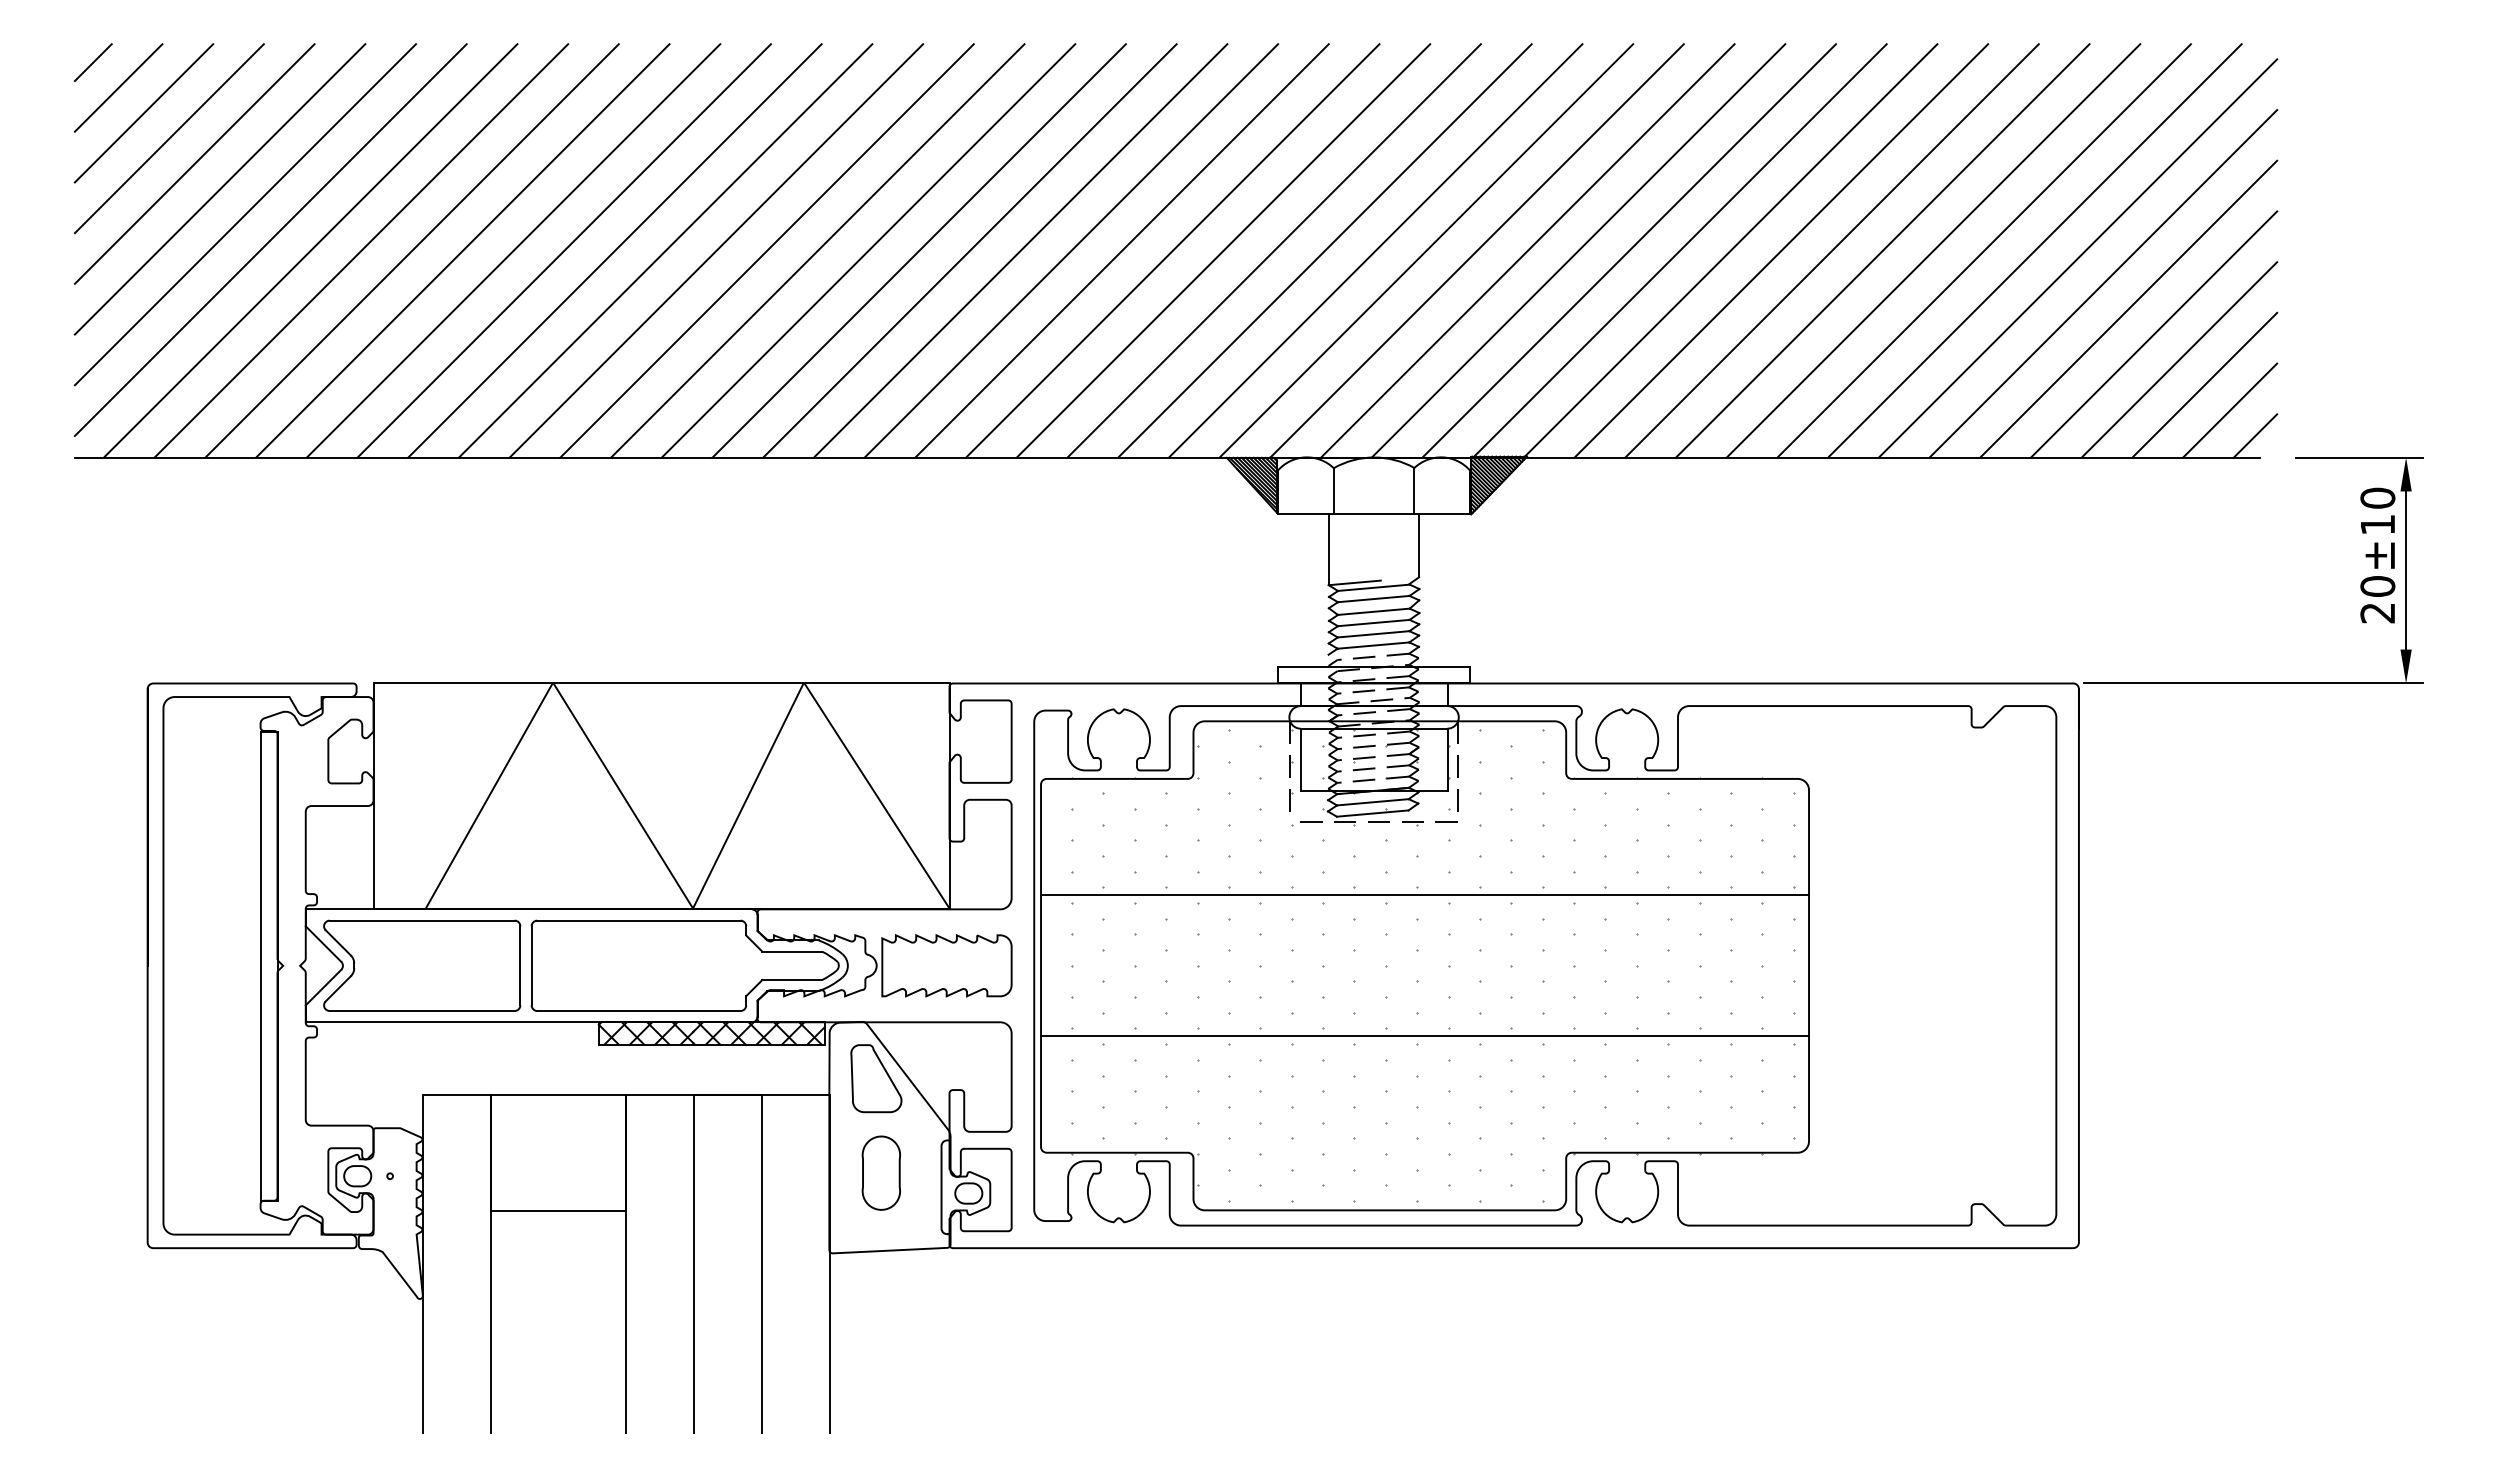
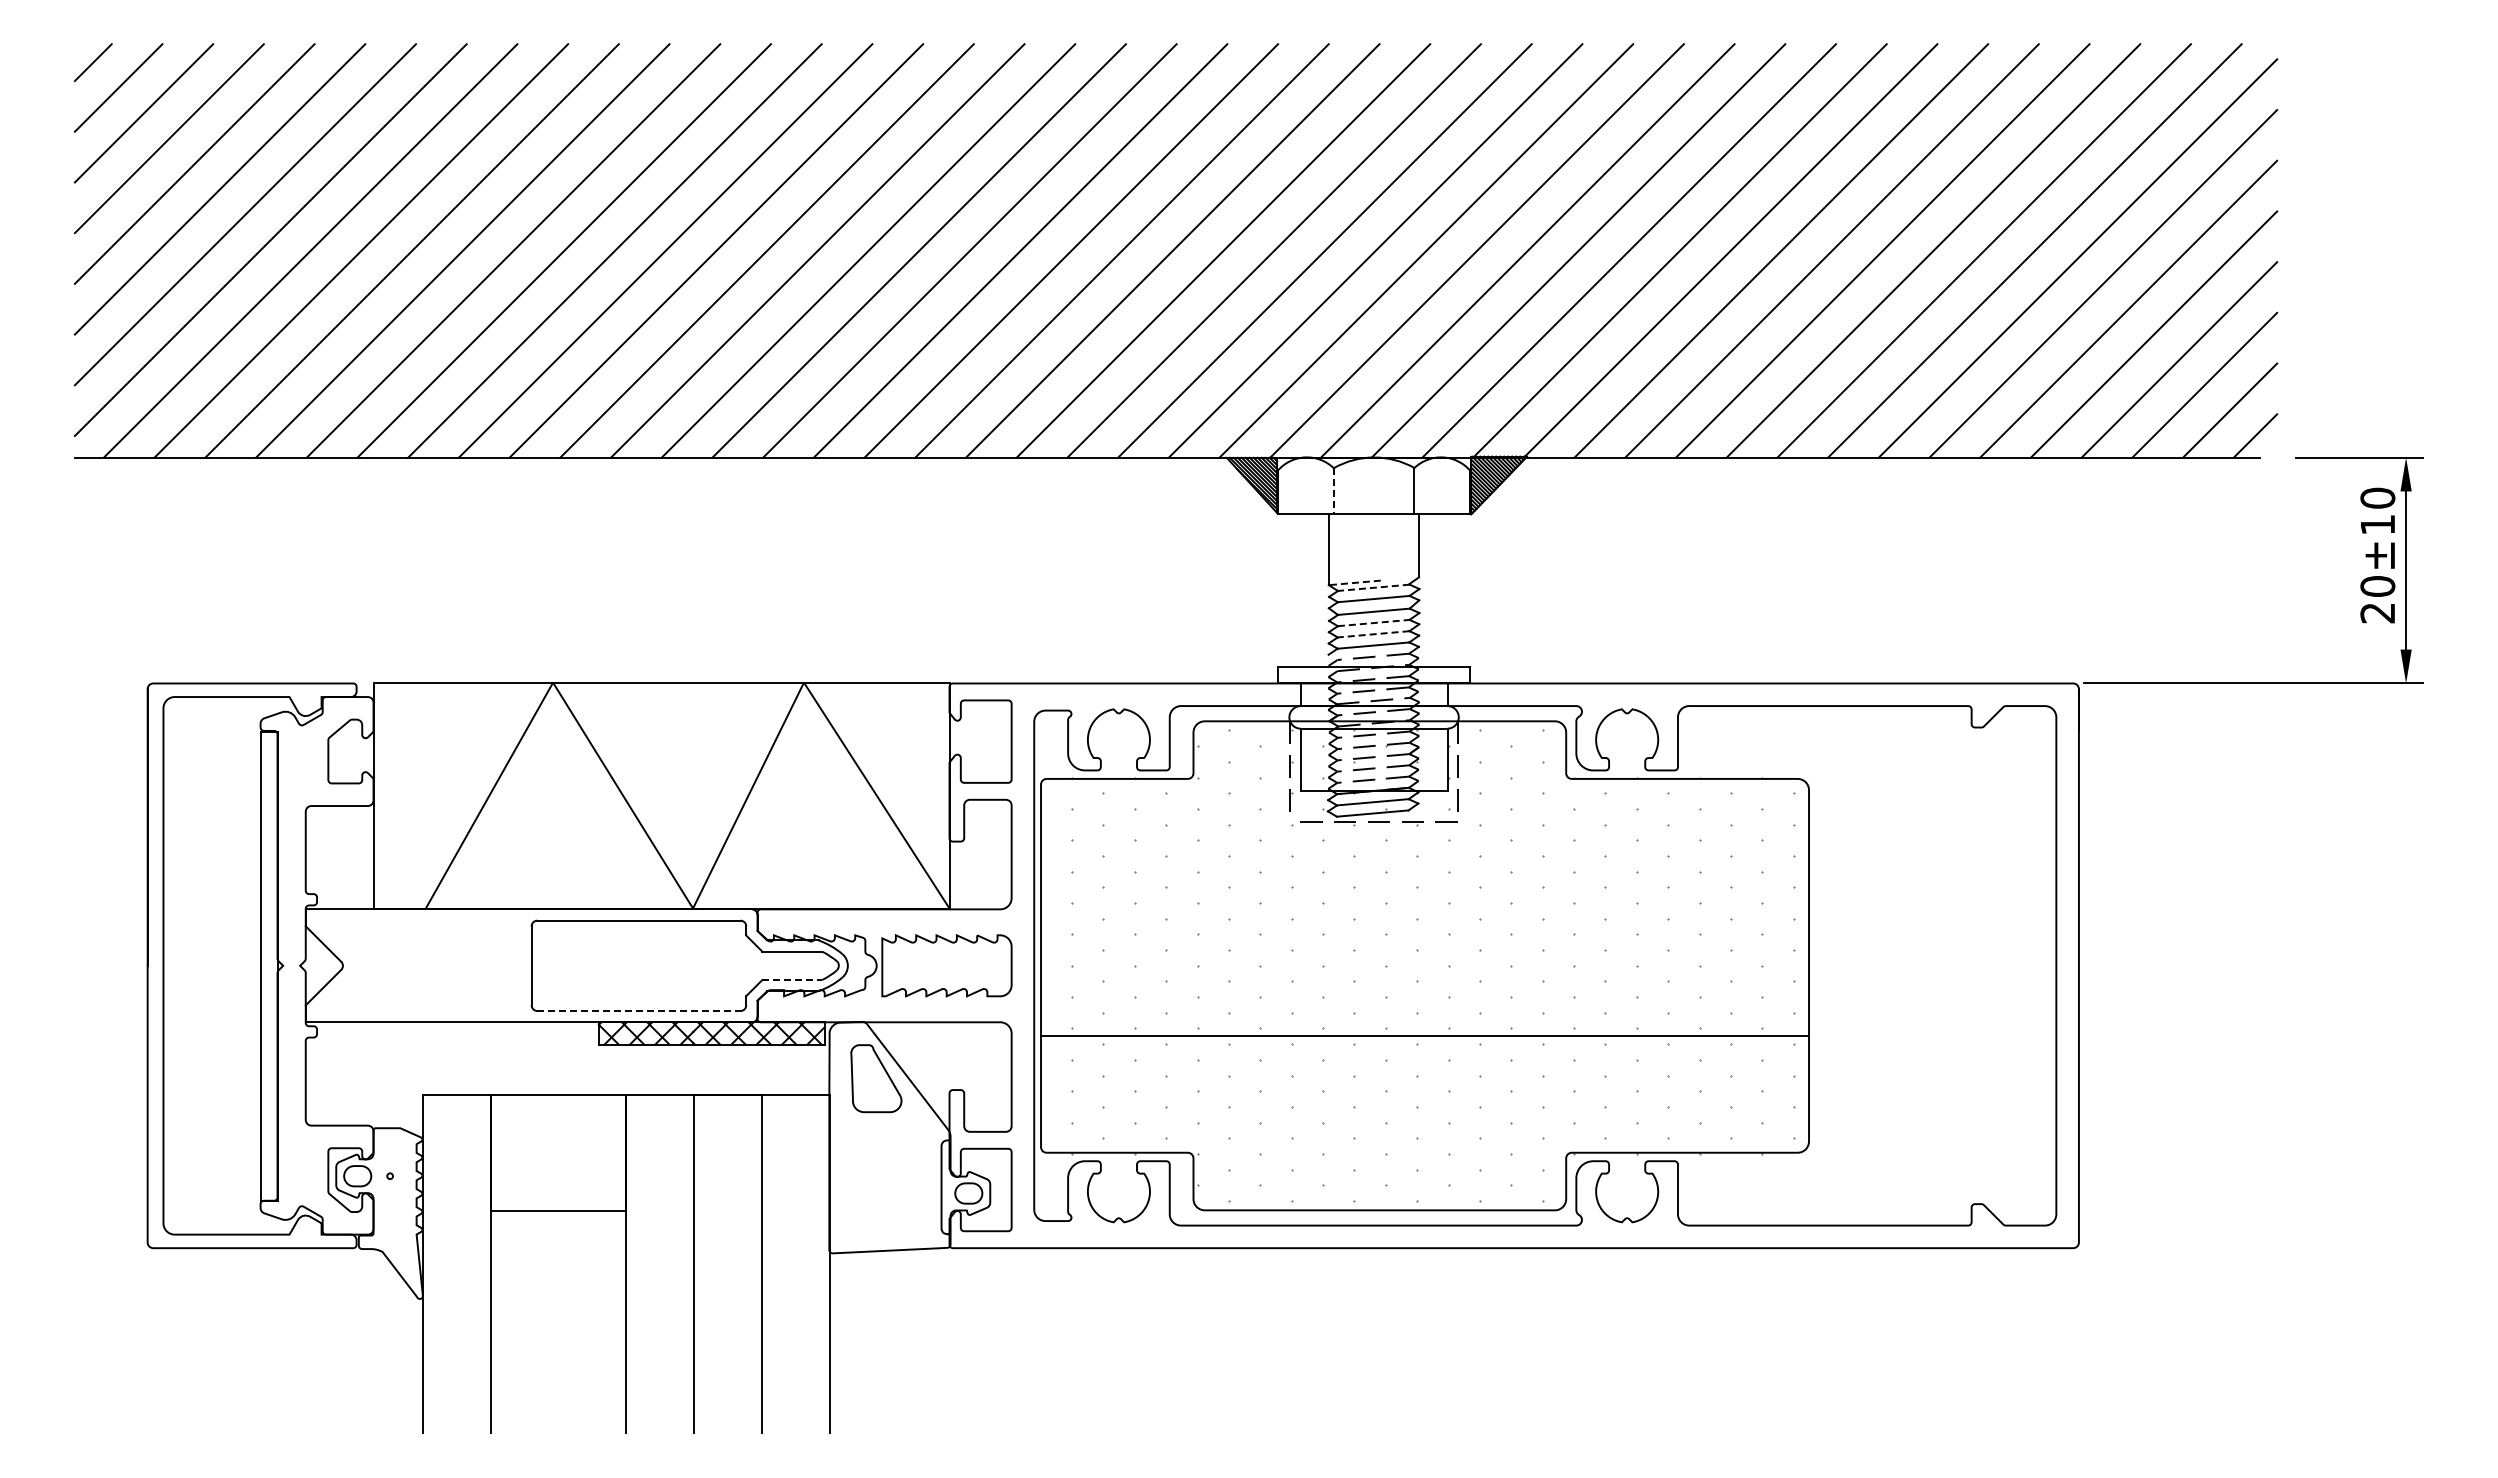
line: solid -> dashed (1333, 491)
line: solid -> dashed (1354, 582)
line: solid -> dashed (1373, 587)
line: solid -> dashed (1373, 623)
line: solid -> dashed (1373, 634)
line: present -> none (1425, 895)
part: present -> none (422, 965)
line: solid -> dashed (792, 979)
line: solid -> dashed (638, 1011)
part: present -> none (880, 1172)
